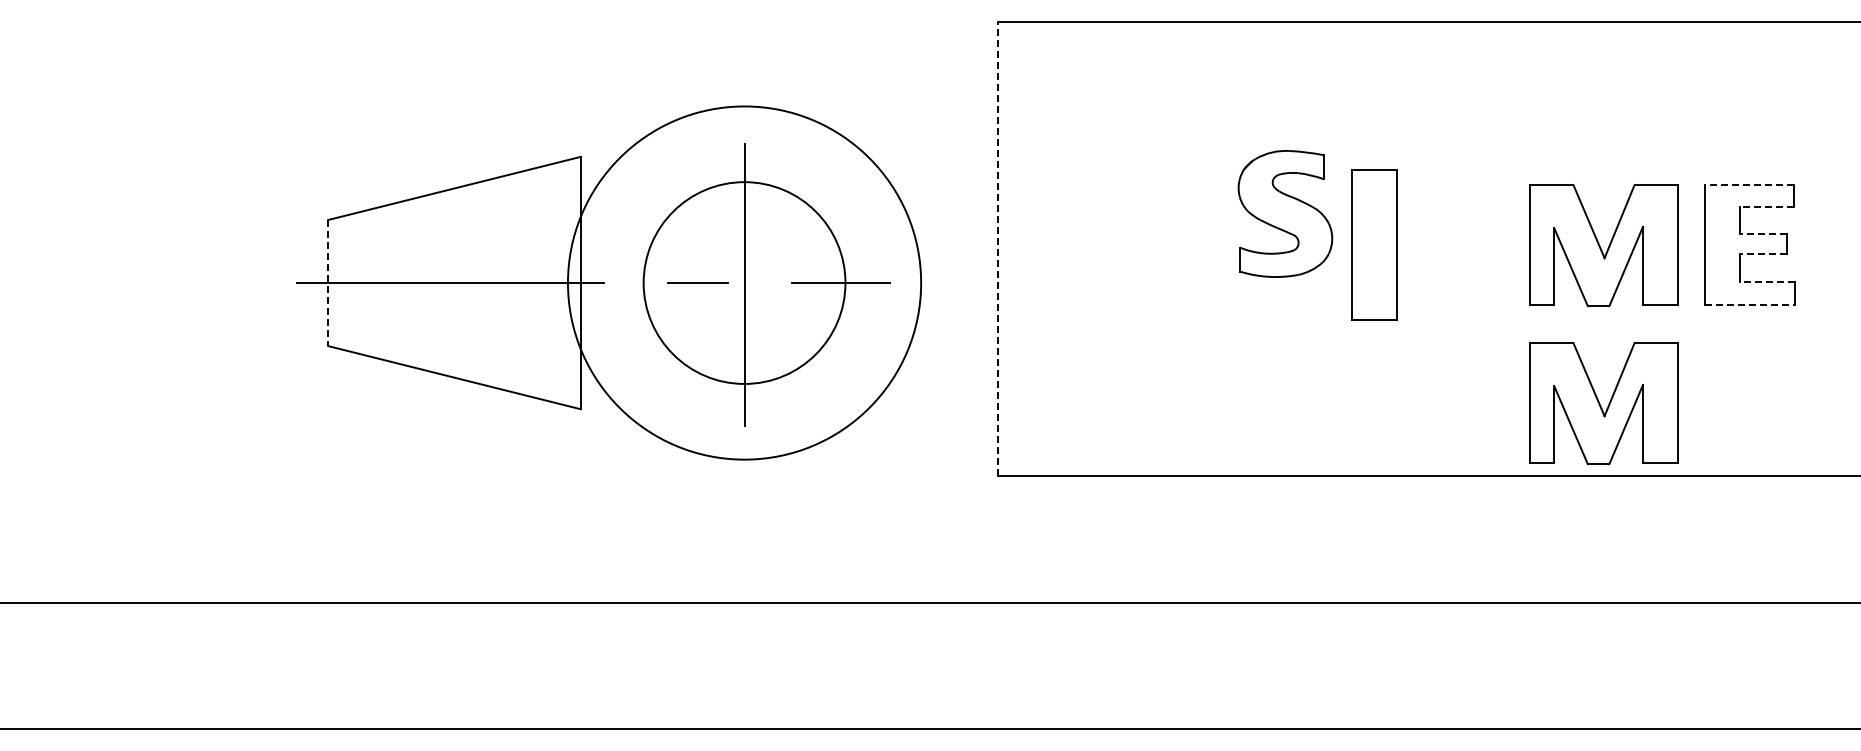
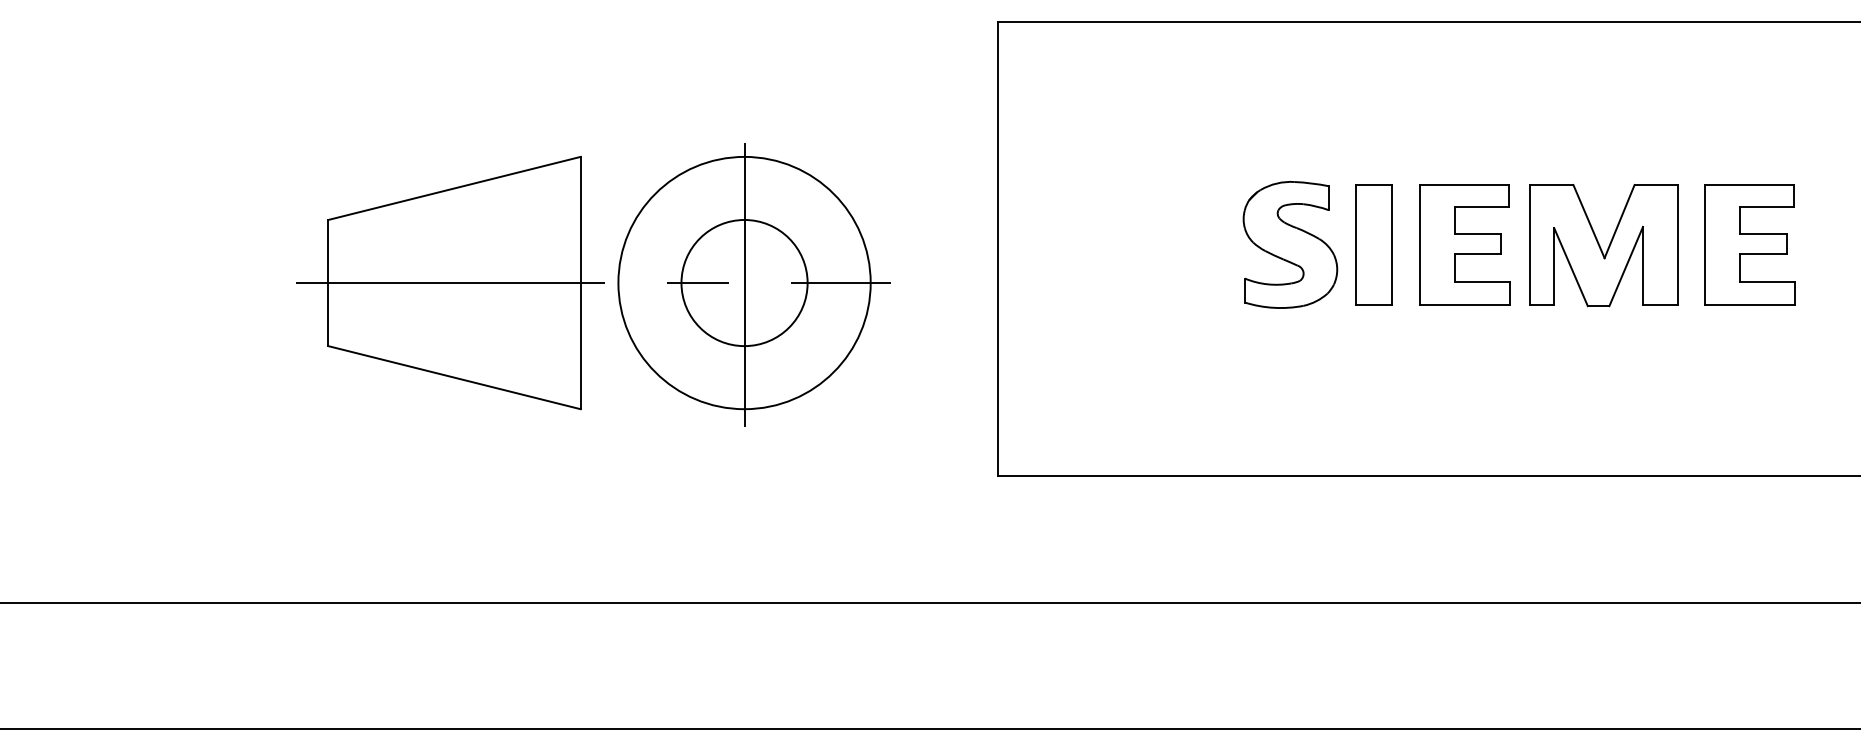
line: dashed -> solid (1749, 185)
line: dashed -> solid (1767, 207)
part position: (1285, 213) -> (1290, 244) (1290, 244)
line: dashed -> solid (1763, 234)
part size: 47x152 px -> 38x122 px (1373, 244)
part: none -> present (1464, 244)
line: dashed -> solid (997, 248)
line: dashed -> solid (1763, 253)
circle diameter: 202 px -> 126 px (744, 282)
circle diameter: 353 px -> 252 px (744, 282)
line: dashed -> solid (1767, 282)
line: dashed -> solid (328, 283)
line: dashed -> solid (1750, 304)
part: present -> none (1603, 403)
